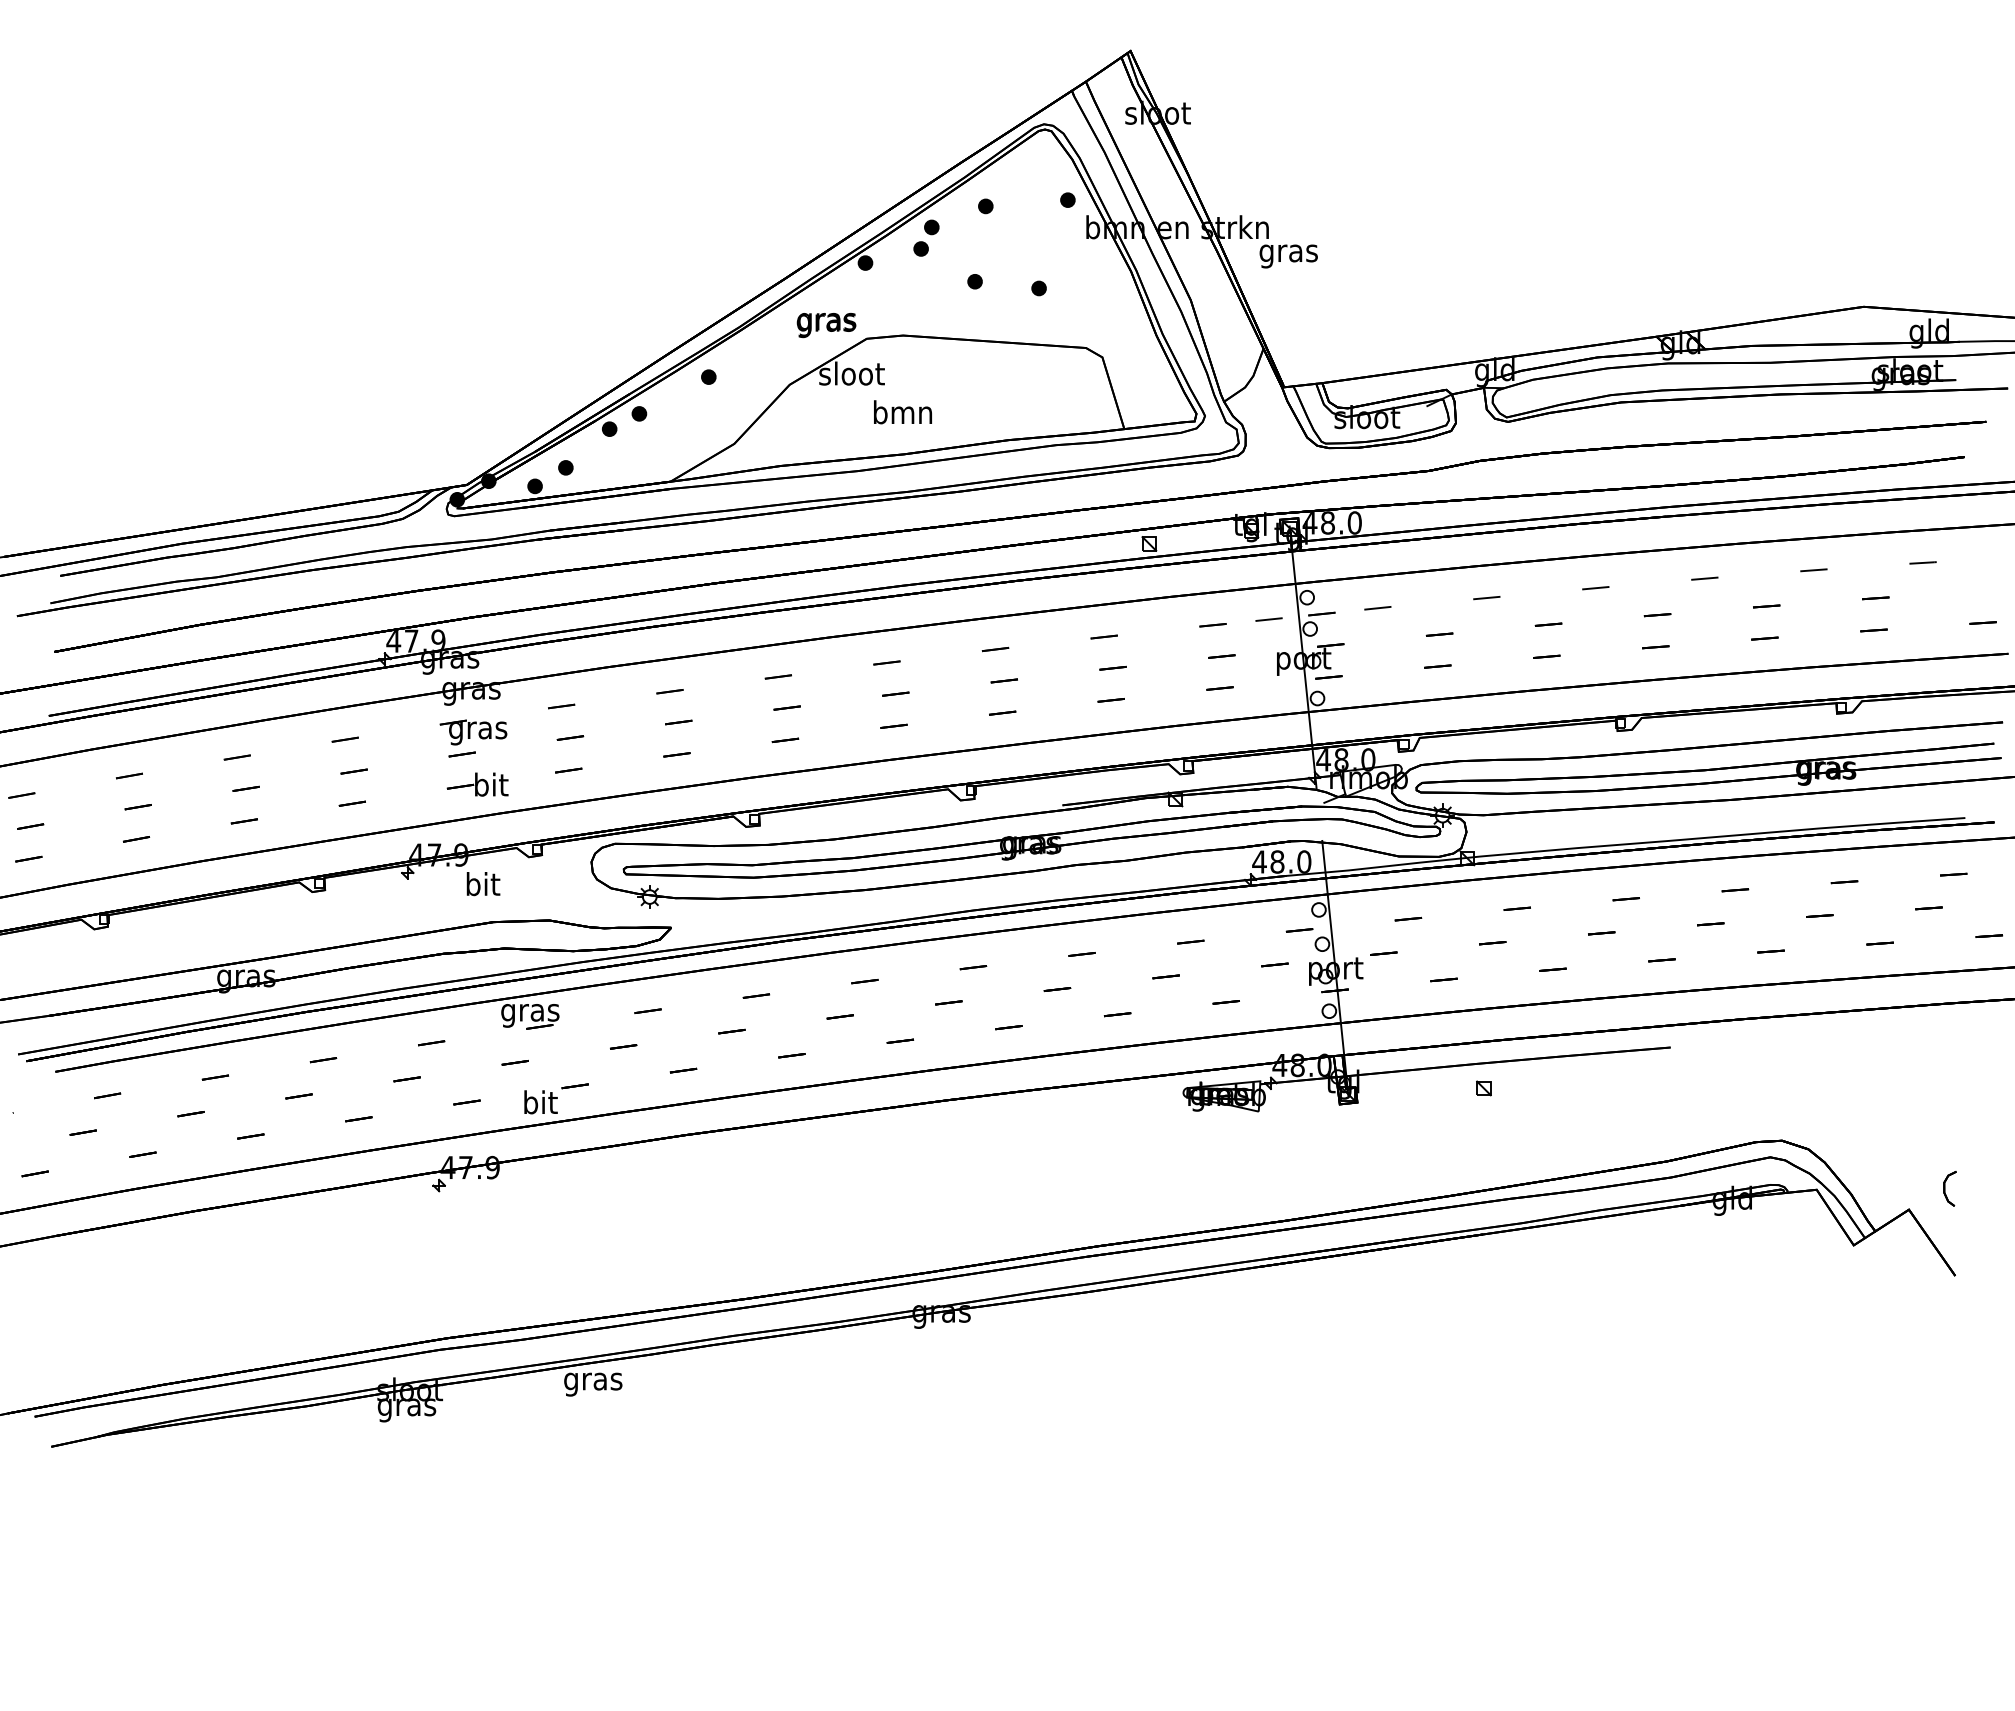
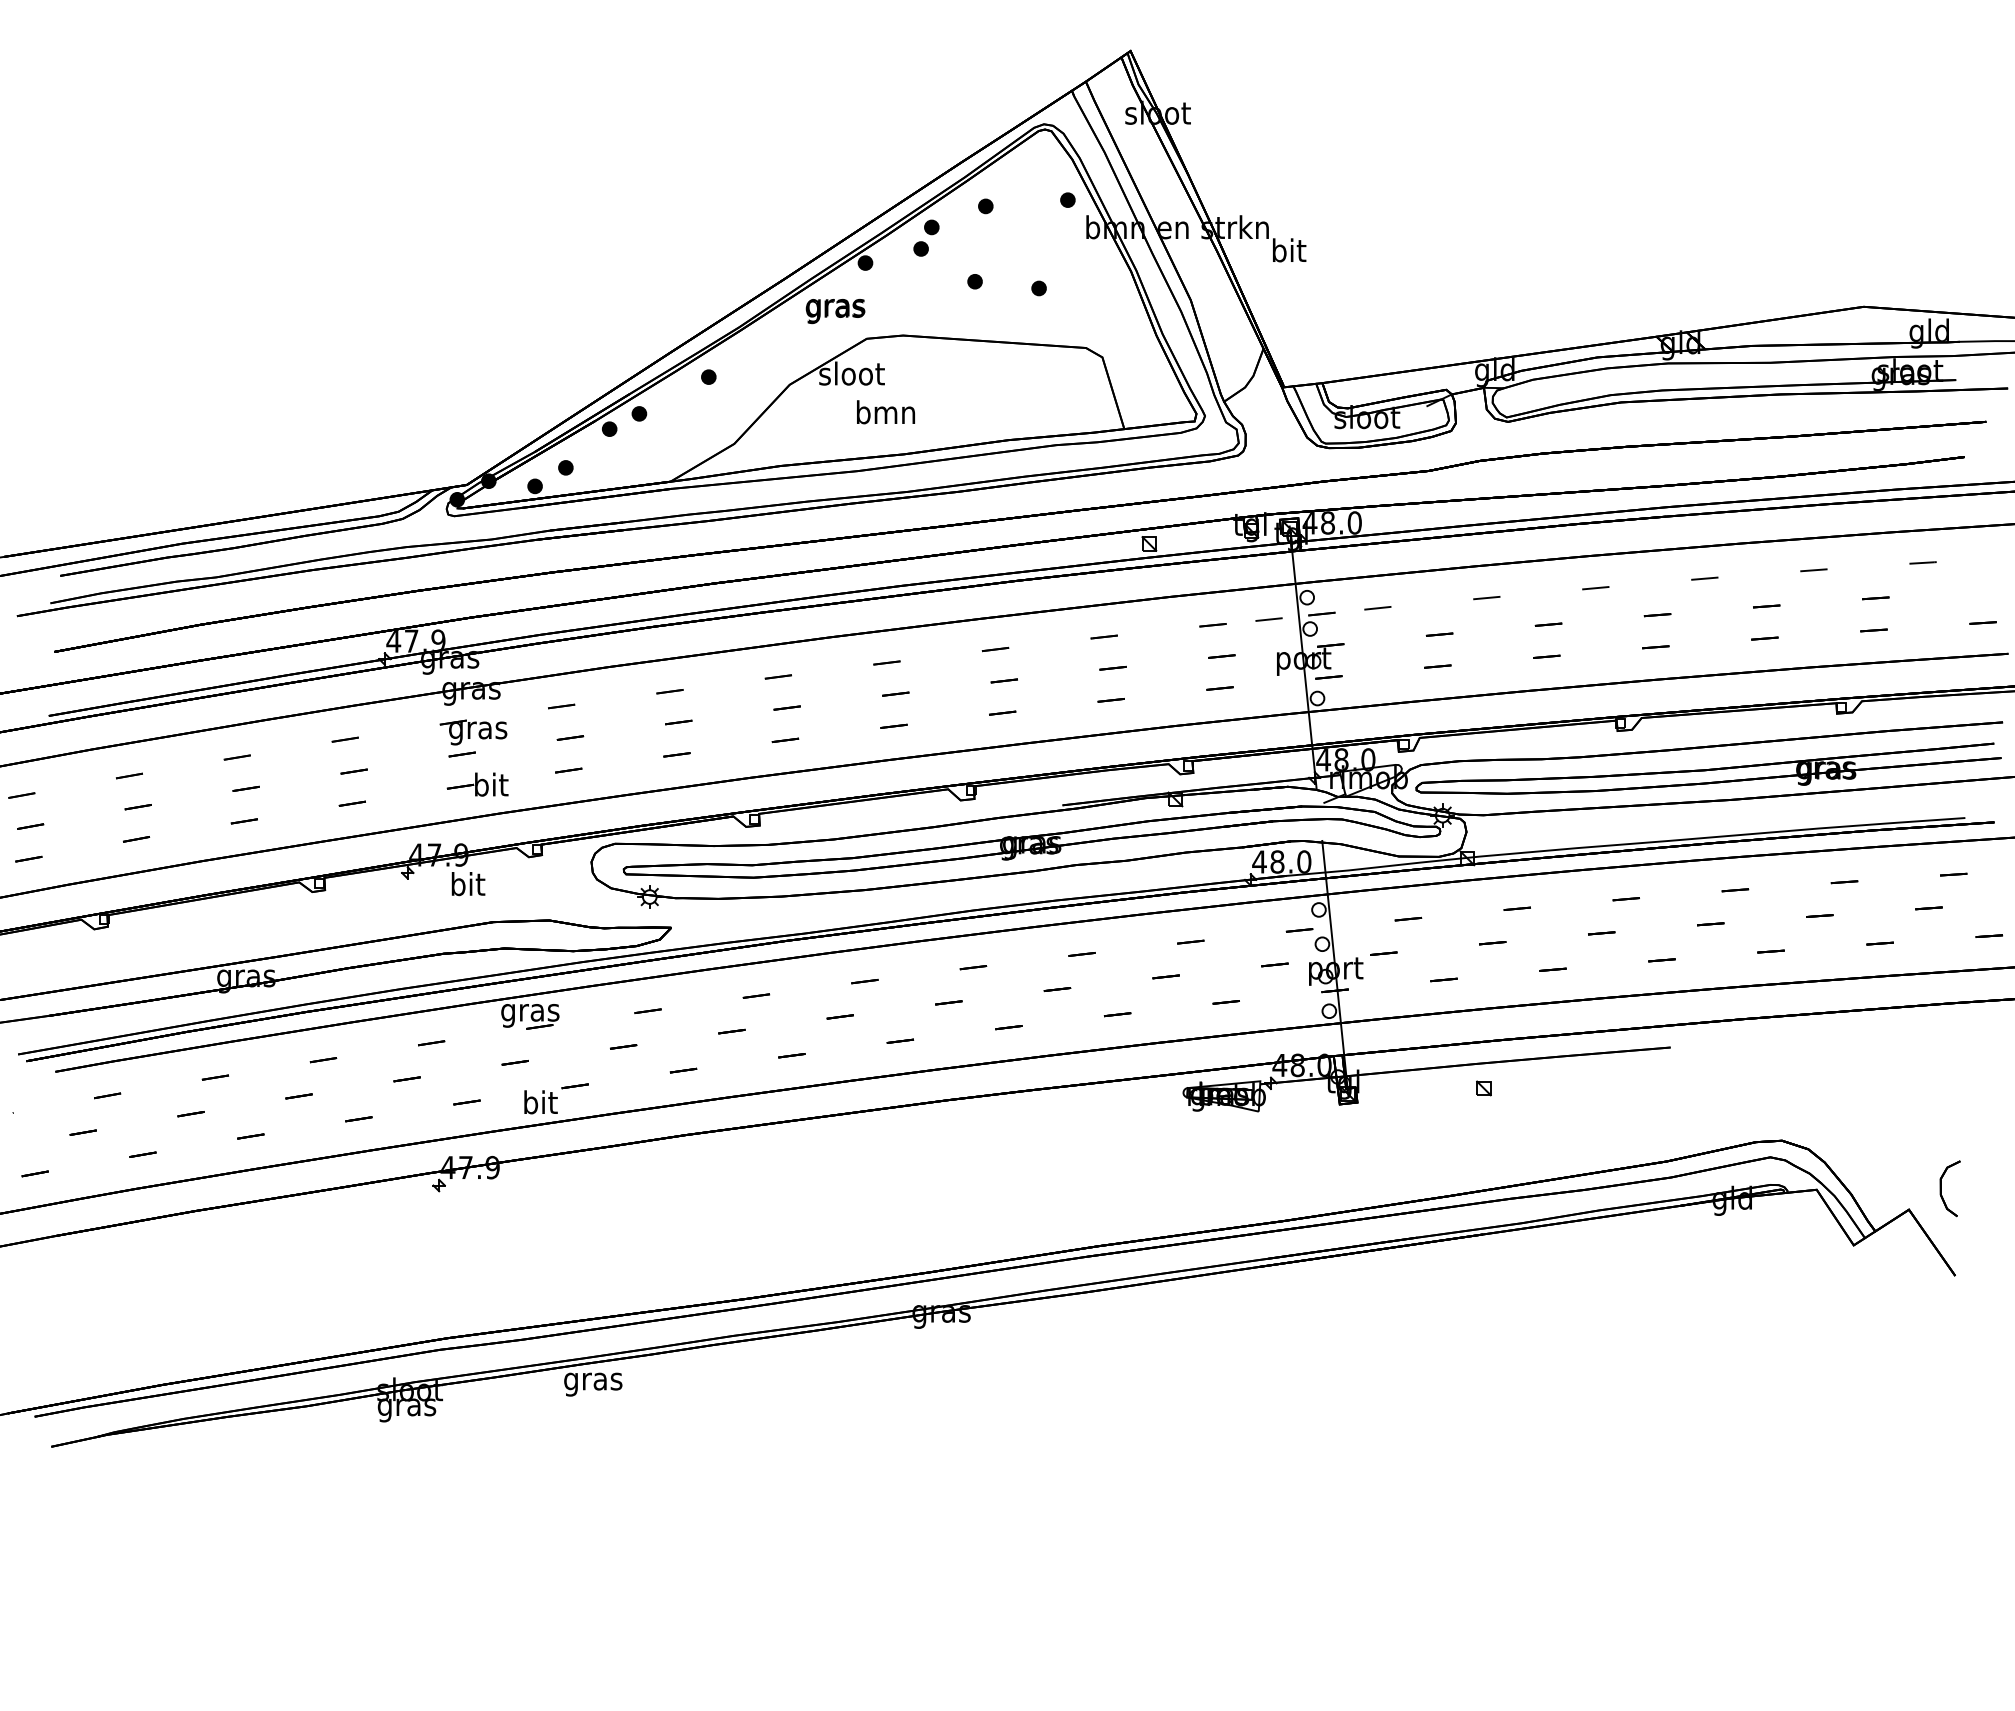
text: gras -> bit (1288, 253)
text position: (826, 325) -> (835, 311) (835, 311)
text position: (902, 412) -> (885, 412) (885, 412)
text position: (483, 884) -> (468, 884) (468, 884)
part size: 14x36 px -> 22x58 px (1949, 1188)
